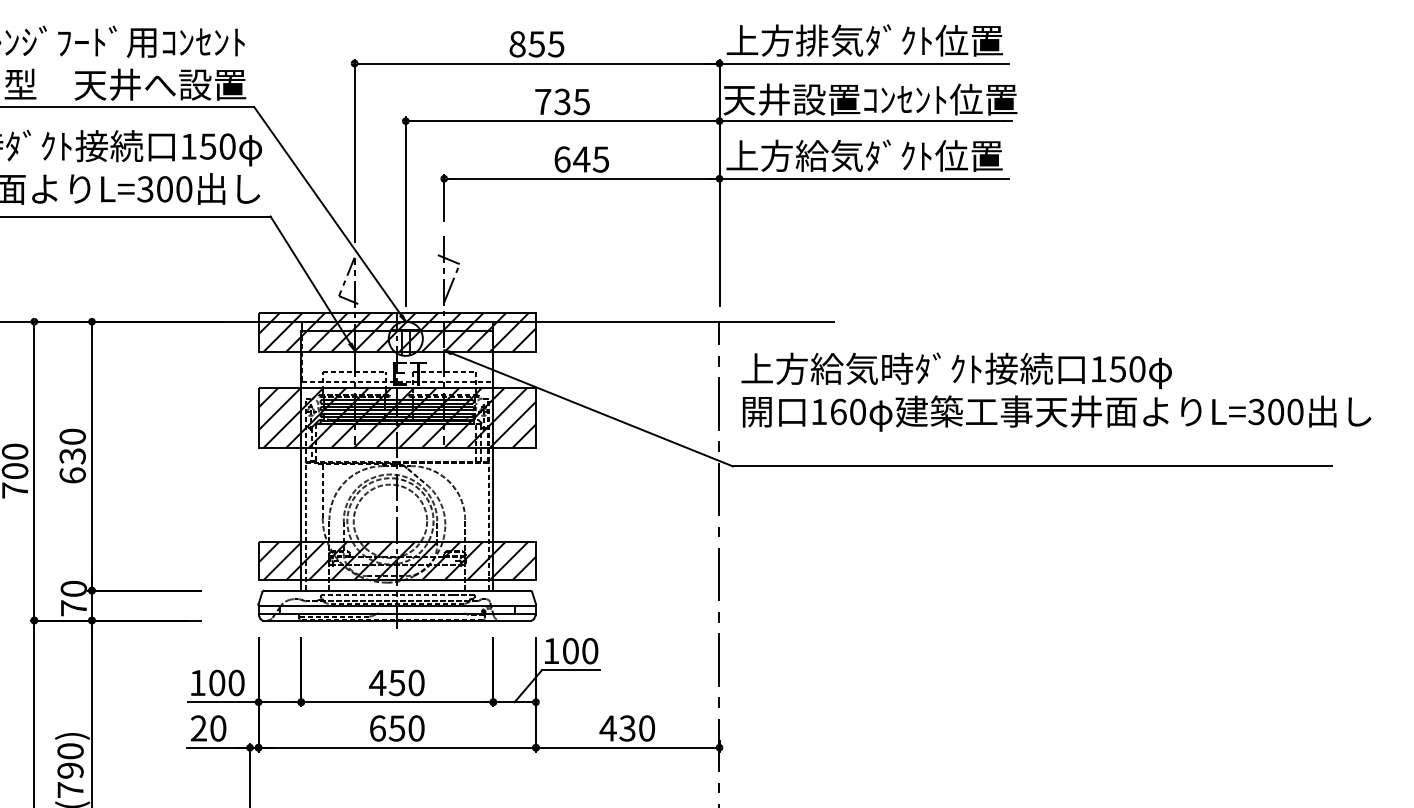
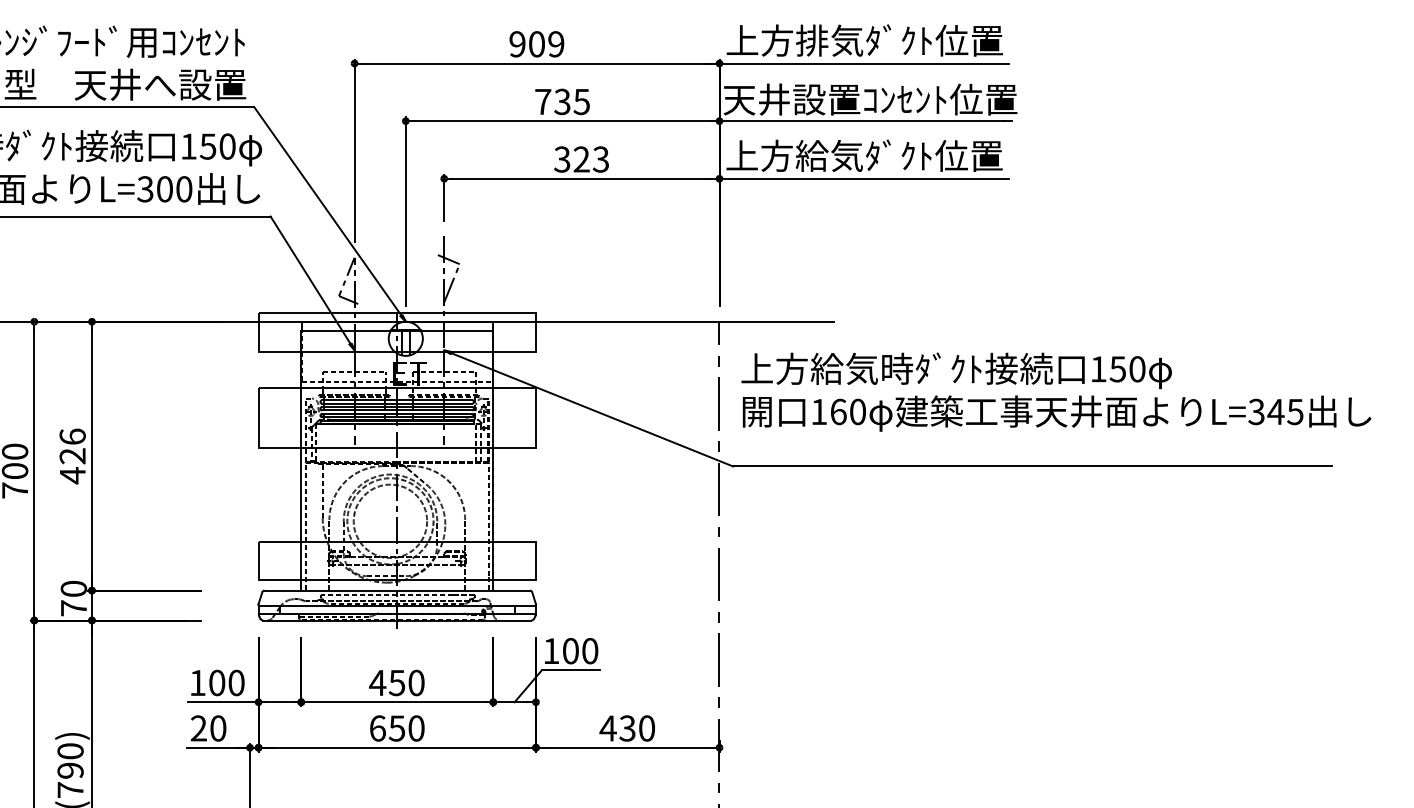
text: 855 -> 909 (536, 44)
text: 645 -> 323 (581, 159)
hatch: present -> none (396, 332)
text: L=300 -> L=345 (1285, 411)
hatch: present -> none (396, 417)
text: 630 -> 426 (72, 456)
hatch: present -> none (396, 560)
